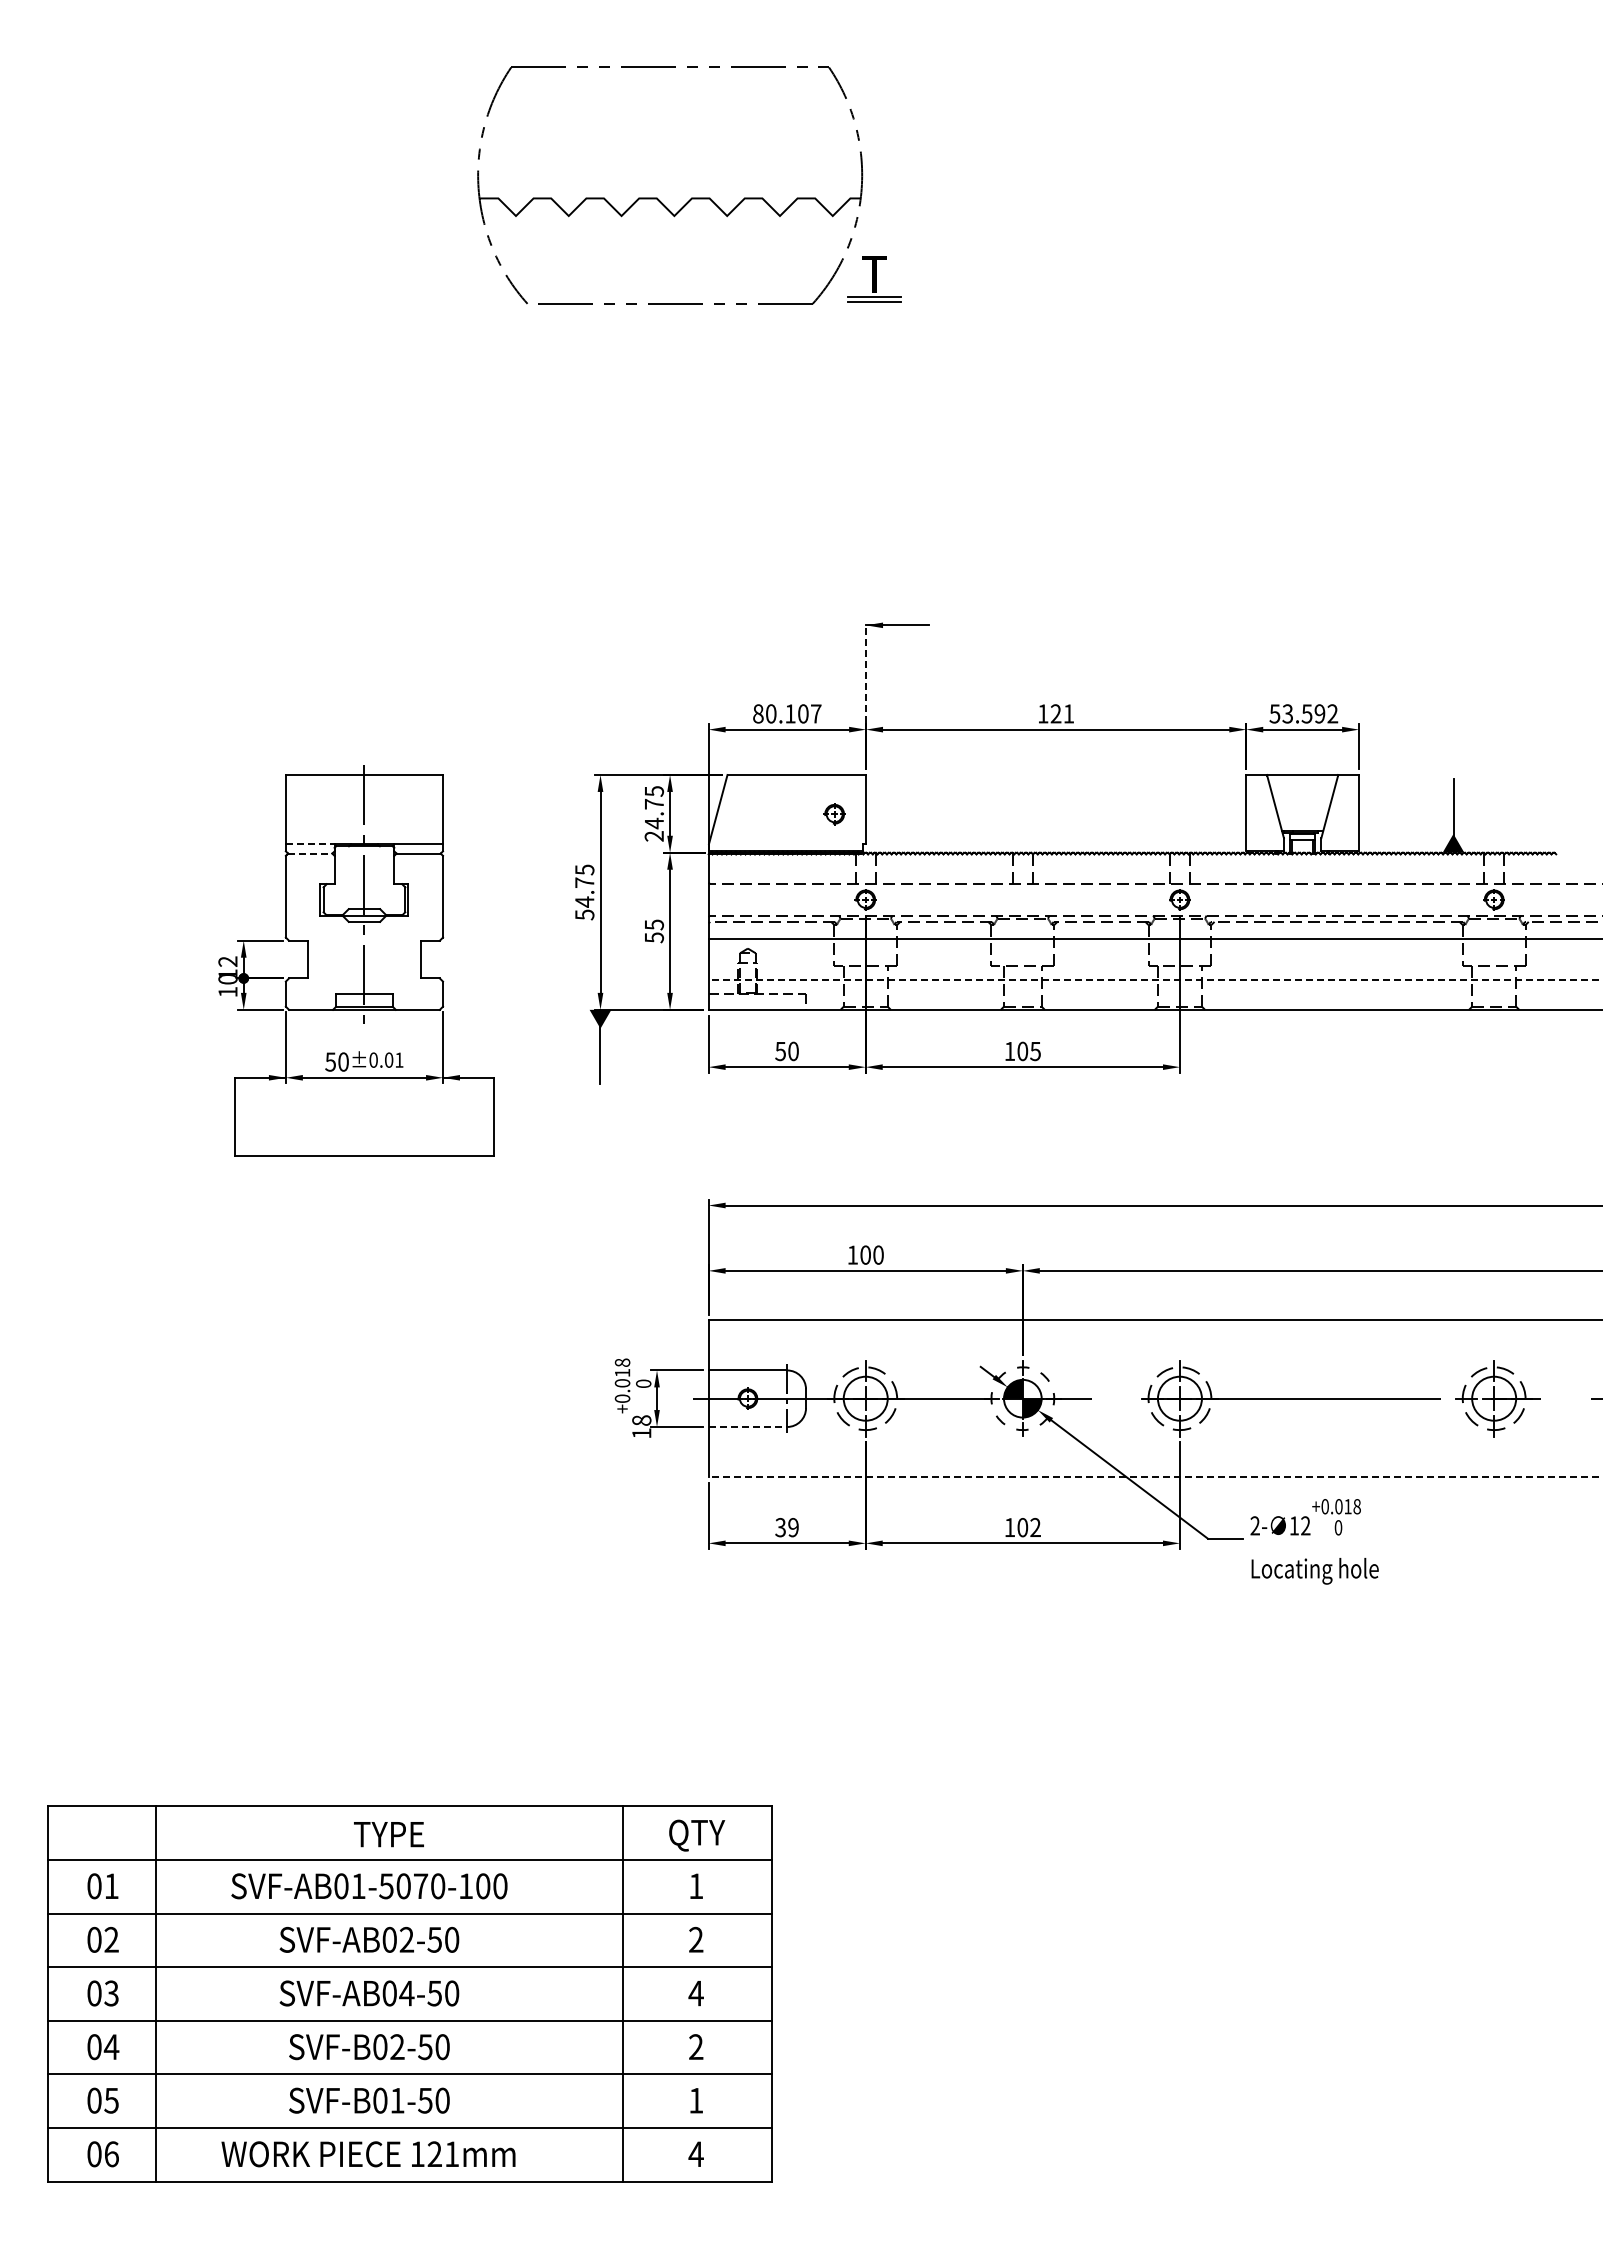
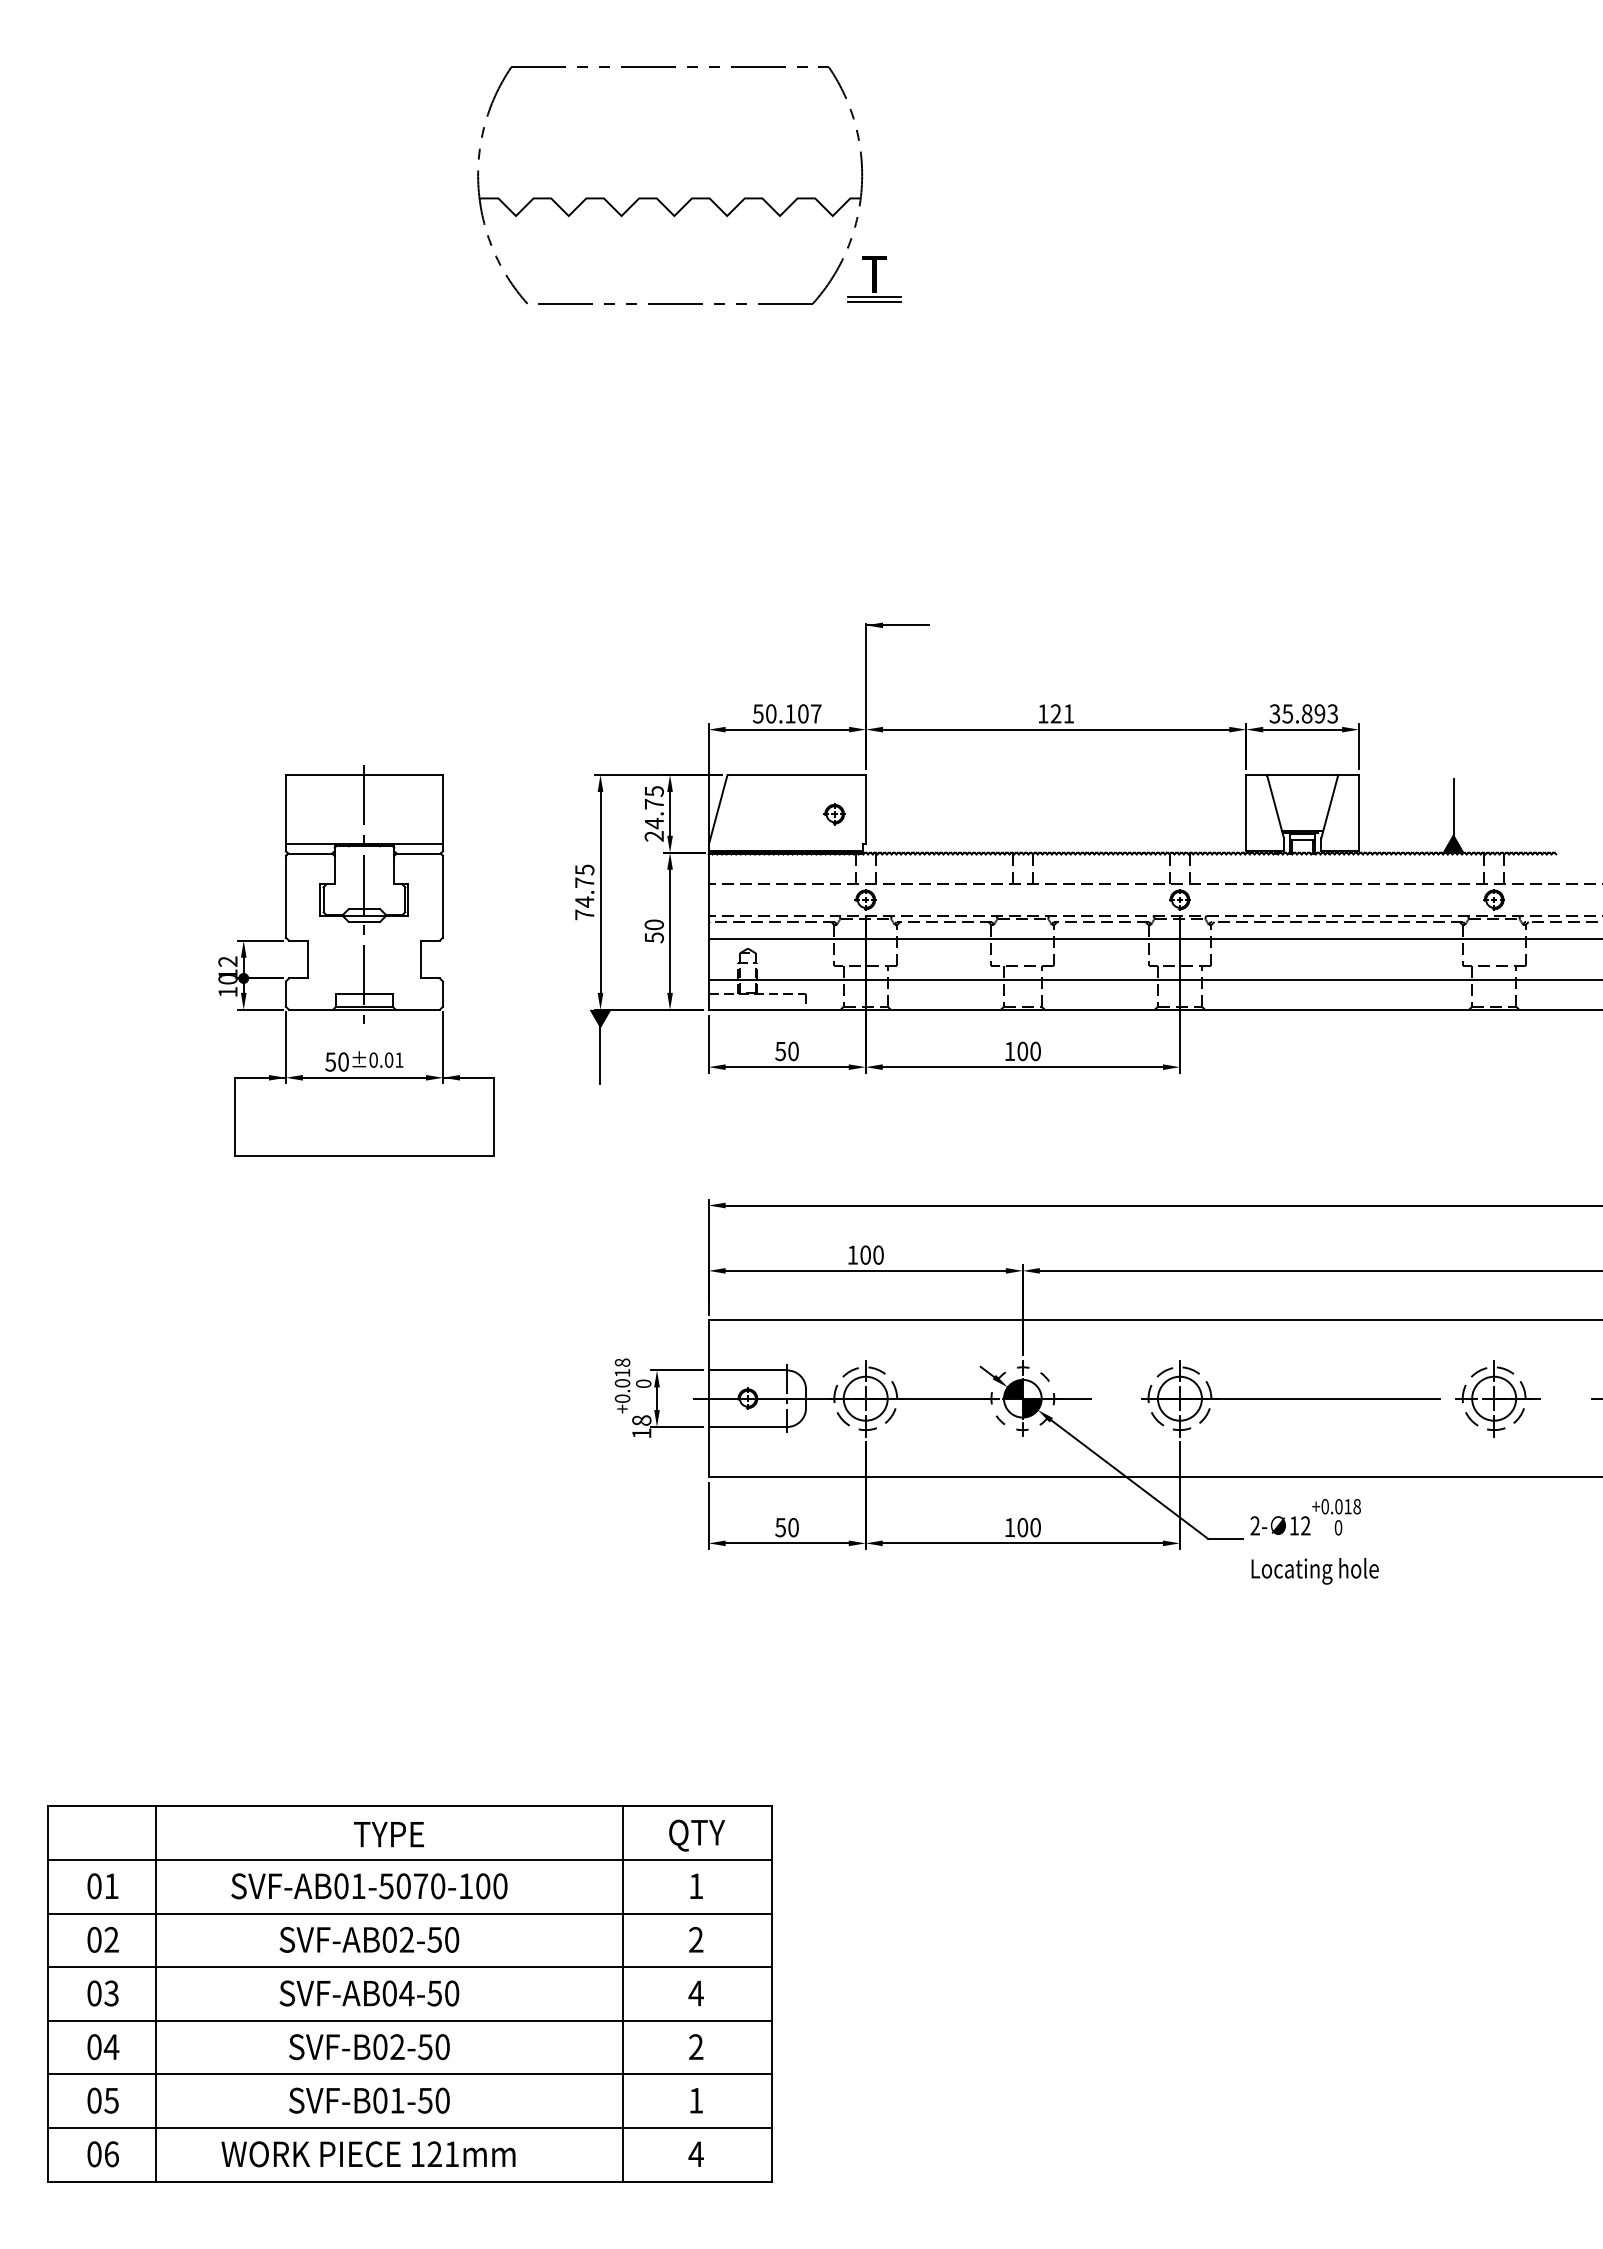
line: dashed -> solid (866, 673)
text: 80.107 -> 50.107 (757, 713)
text: 53.592 -> 35.893 (1304, 713)
line: dashed -> solid (310, 844)
line: dashed -> solid (310, 853)
text: 54.75 -> 74.75 (584, 914)
text: 55 -> 50 (653, 924)
line: dashed -> solid (1155, 980)
text: 105 -> 100 (1035, 1050)
line: dashed -> solid (748, 1427)
line: dashed -> solid (1155, 1477)
text: 39 -> 50 (786, 1527)
text: 102 -> 100 (1035, 1527)
